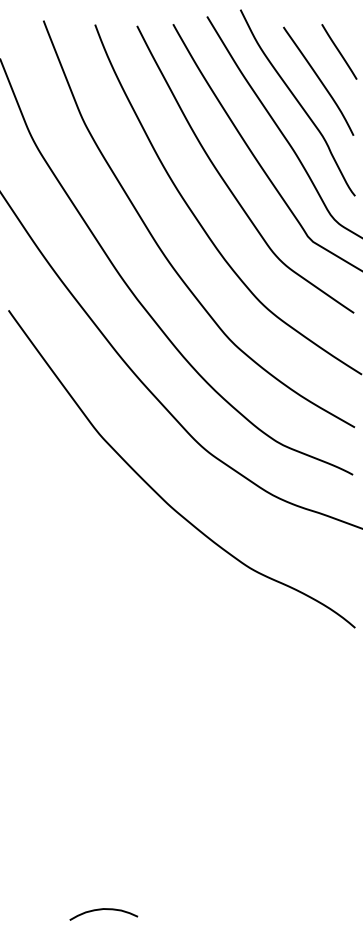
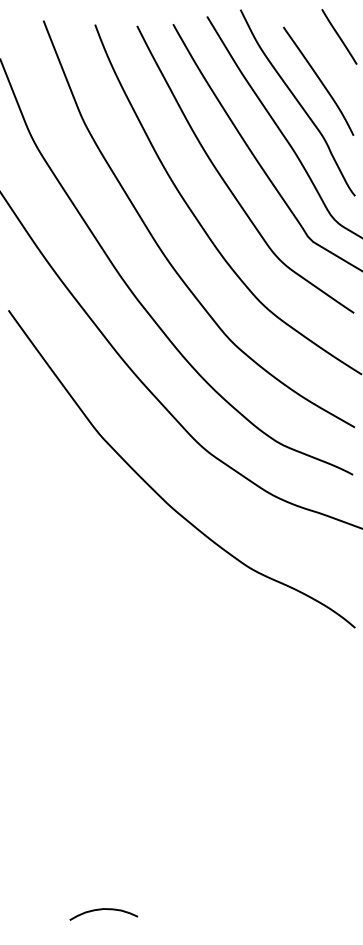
line position: (339, 51) -> (339, 36) (339, 36)
